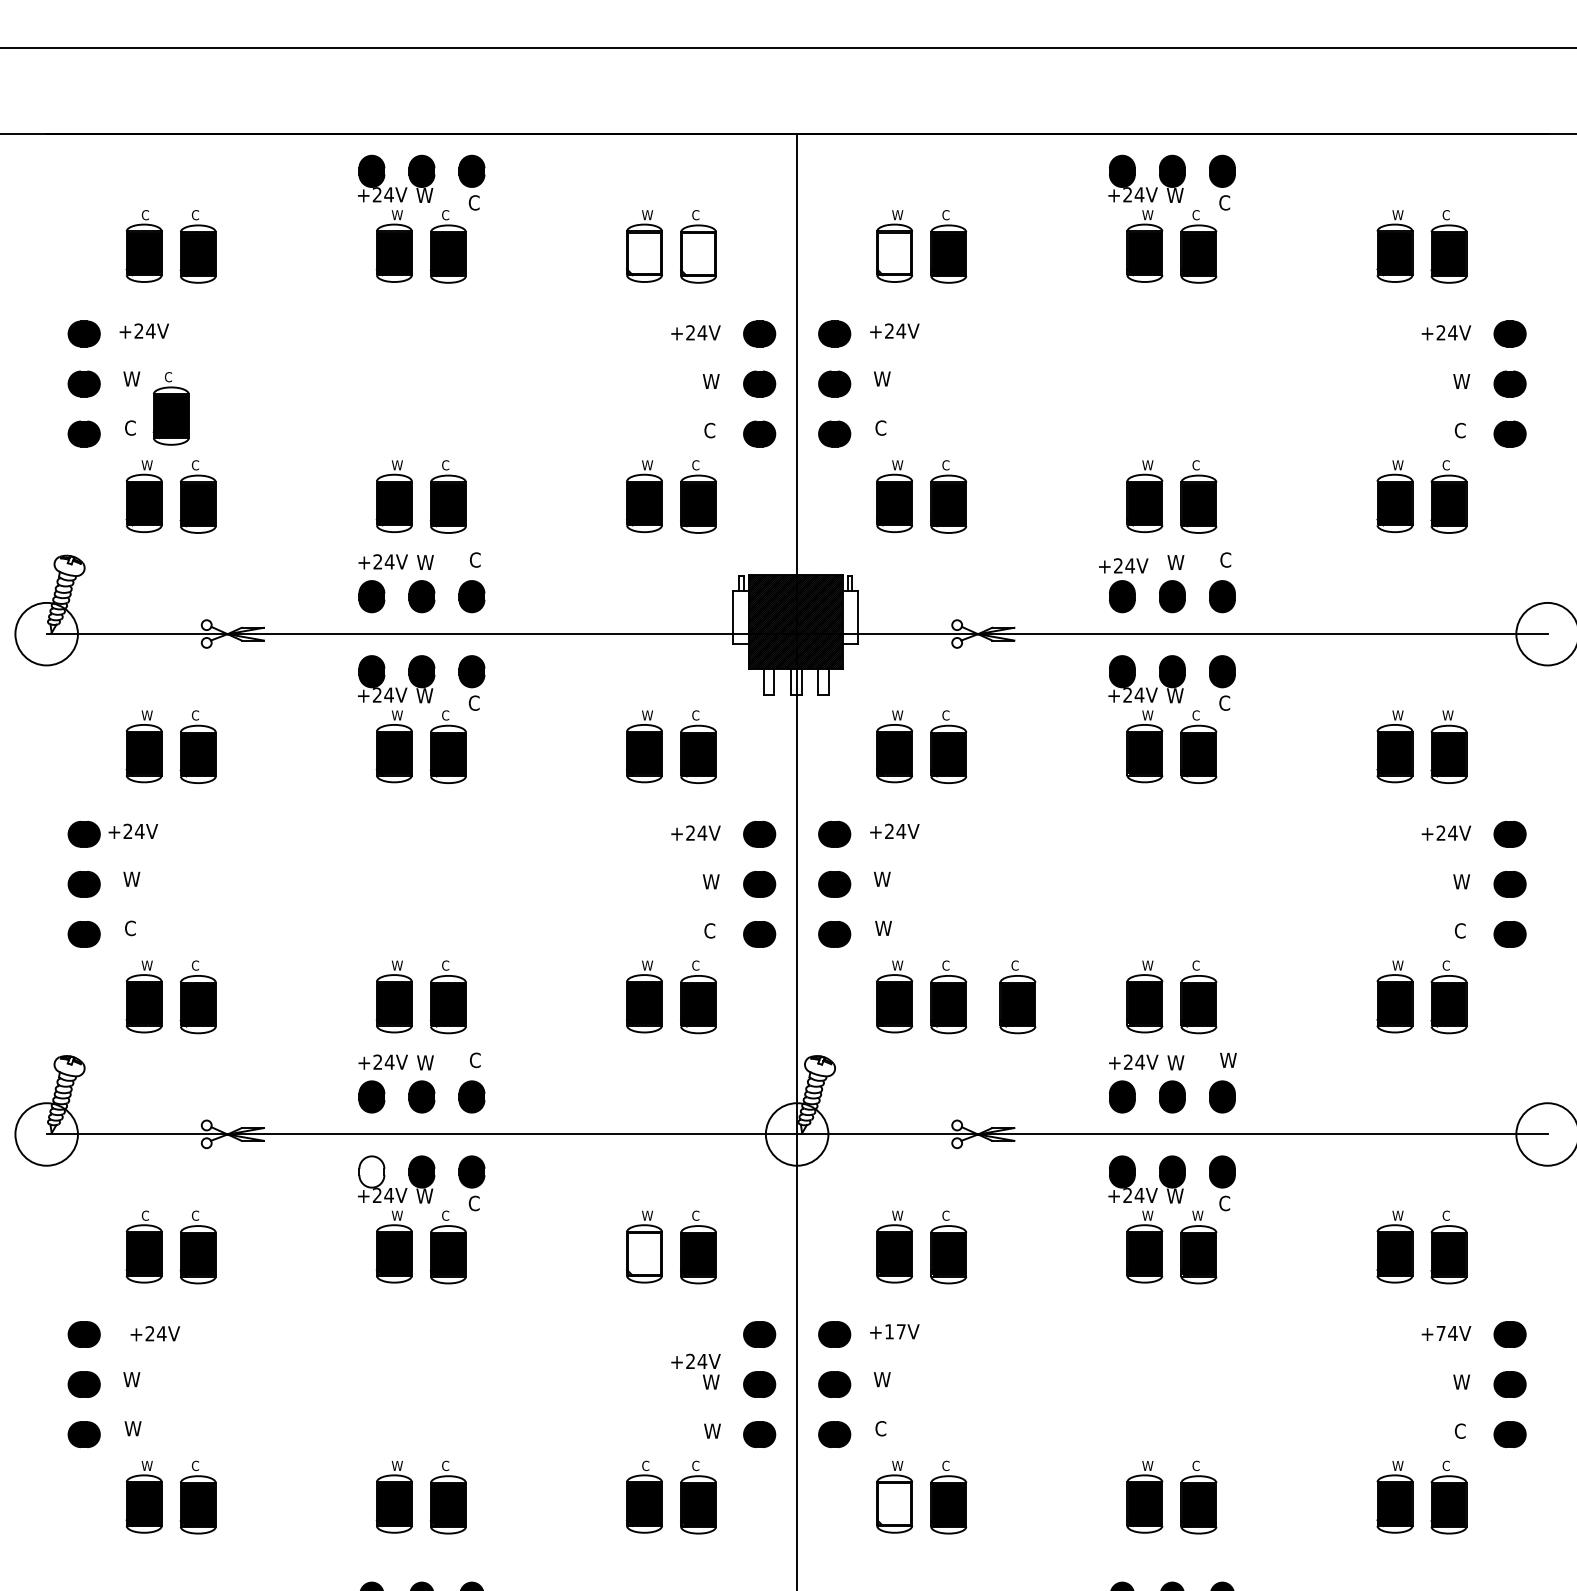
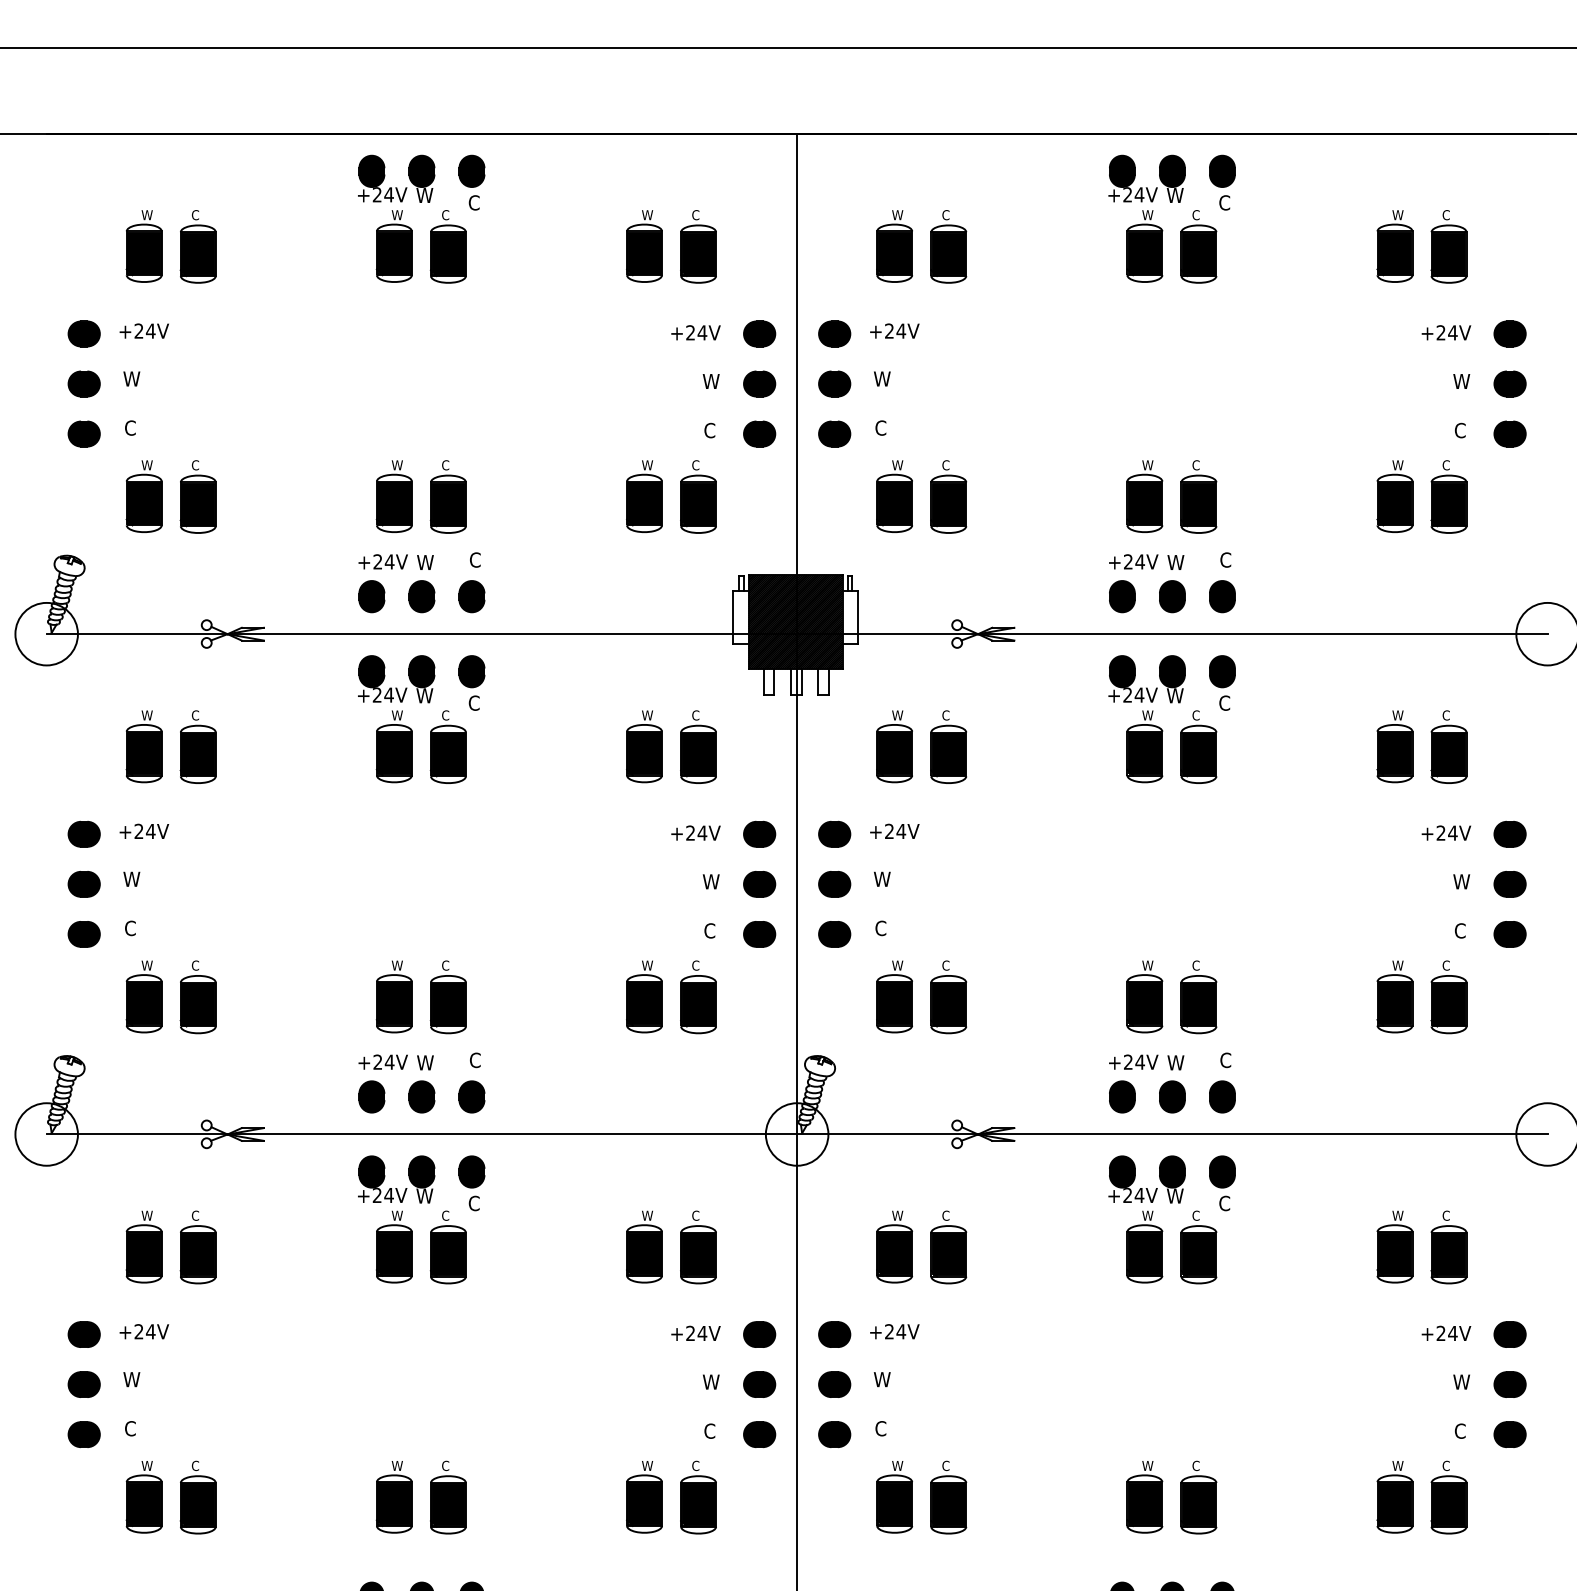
text: C -> W (146, 215)
fill: none -> present (644, 252)
fill: none -> present (894, 252)
fill: none -> present (698, 253)
part: present -> none (170, 408)
text position: (1123, 565) -> (1133, 561) (1133, 561)
text: W -> C (1447, 715)
text position: (133, 830) -> (144, 830) (144, 830)
text: W -> C (883, 928)
part: present -> none (1017, 997)
text: W -> C (1228, 1060)
fill: none -> present (371, 1171)
text: C -> W (146, 1215)
text: W -> C (1197, 1215)
fill: none -> present (644, 1253)
text: +17V -> +24V (895, 1331)
text: +74V -> +24V (1440, 1332)
text position: (155, 1333) -> (144, 1331) (144, 1331)
text position: (695, 1360) -> (695, 1332) (695, 1332)
text: W -> C (132, 1428)
text: W -> C (712, 1430)
text: C -> W (647, 1465)
fill: none -> present (894, 1503)
